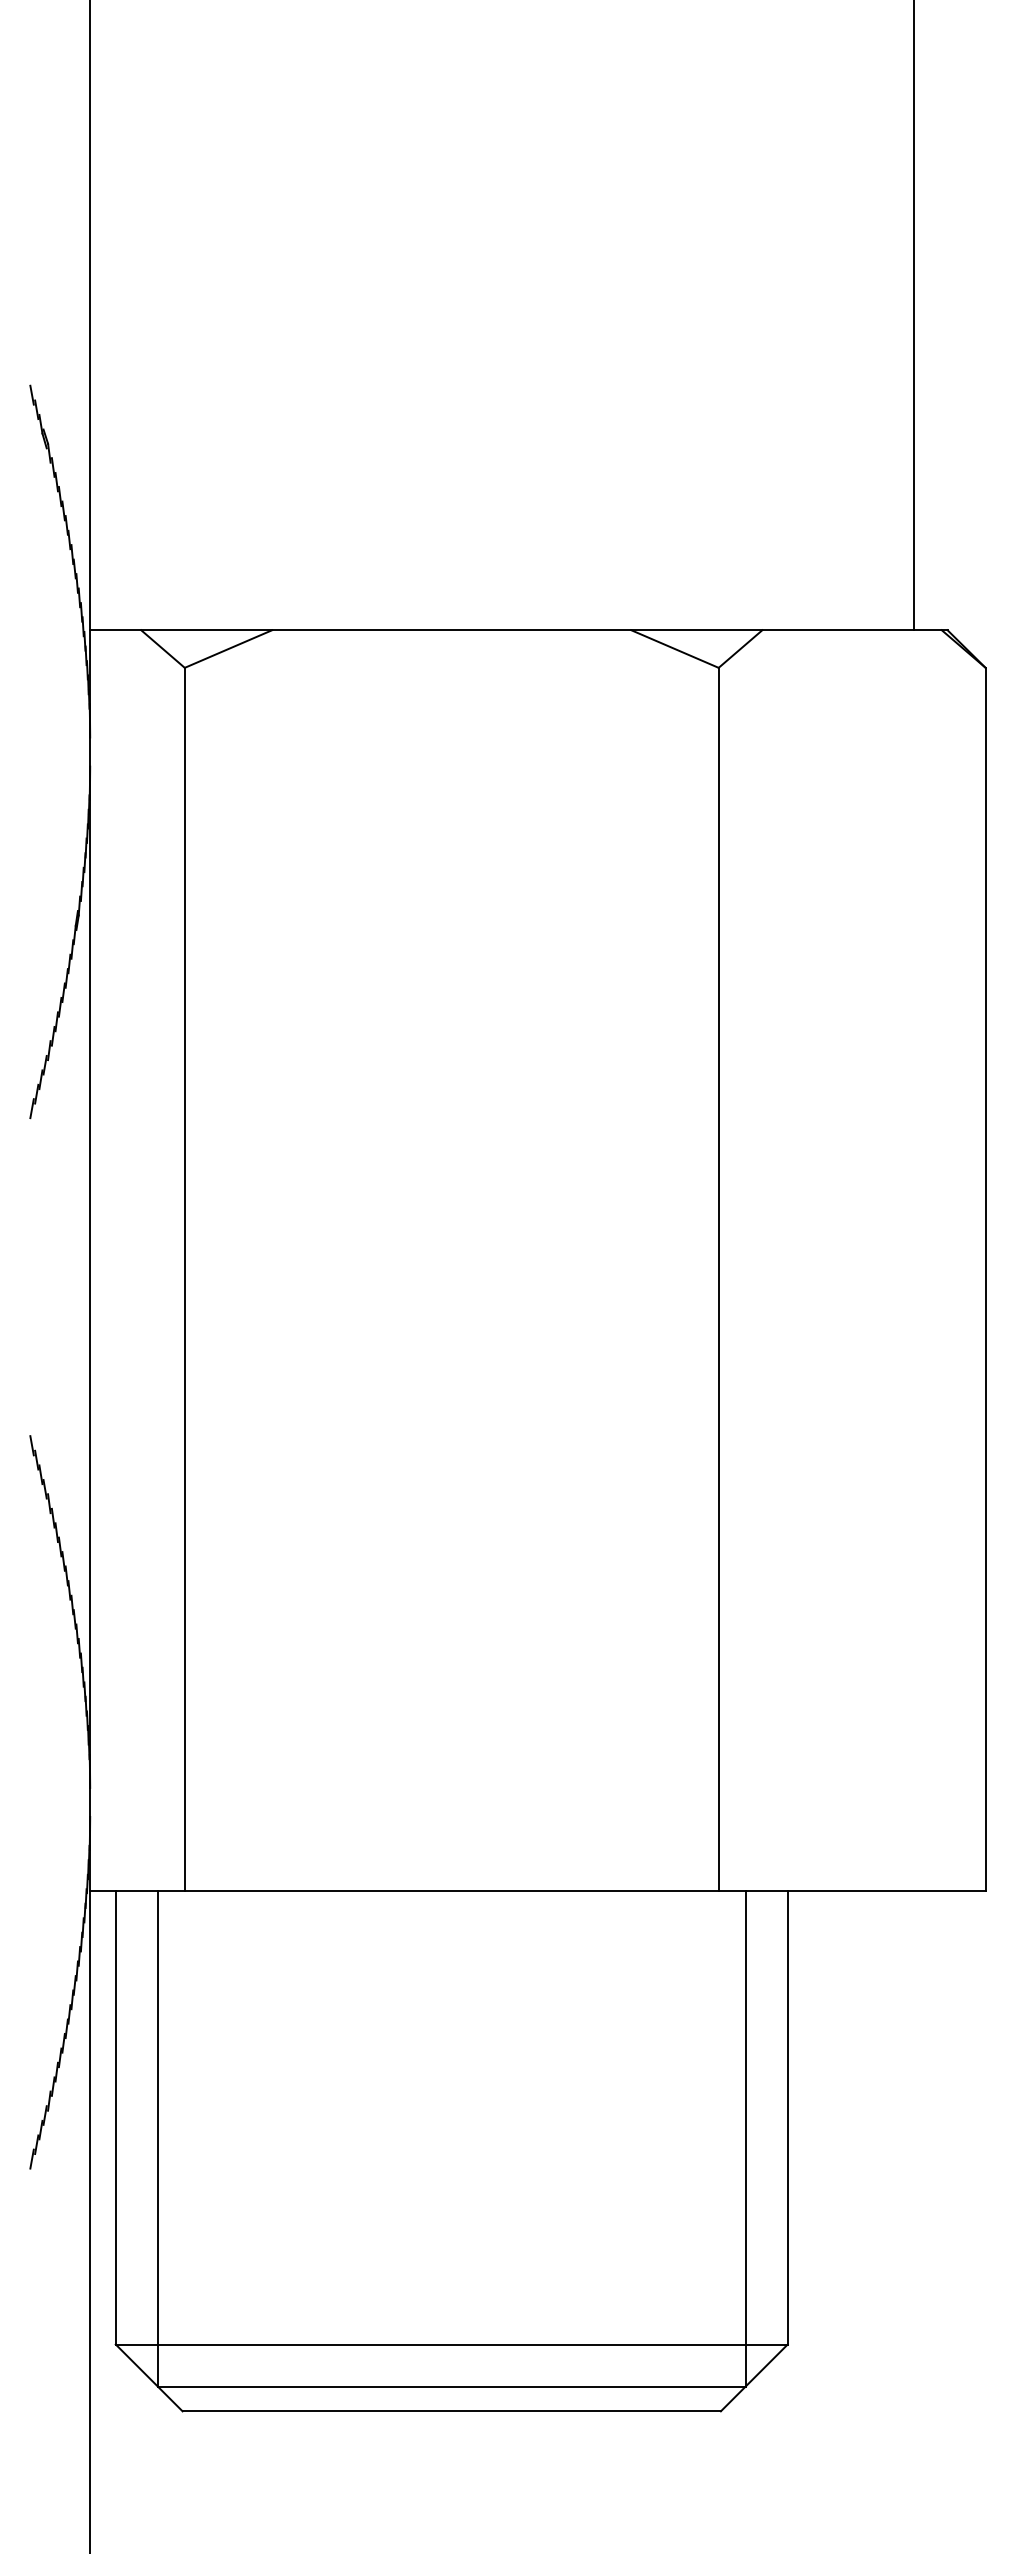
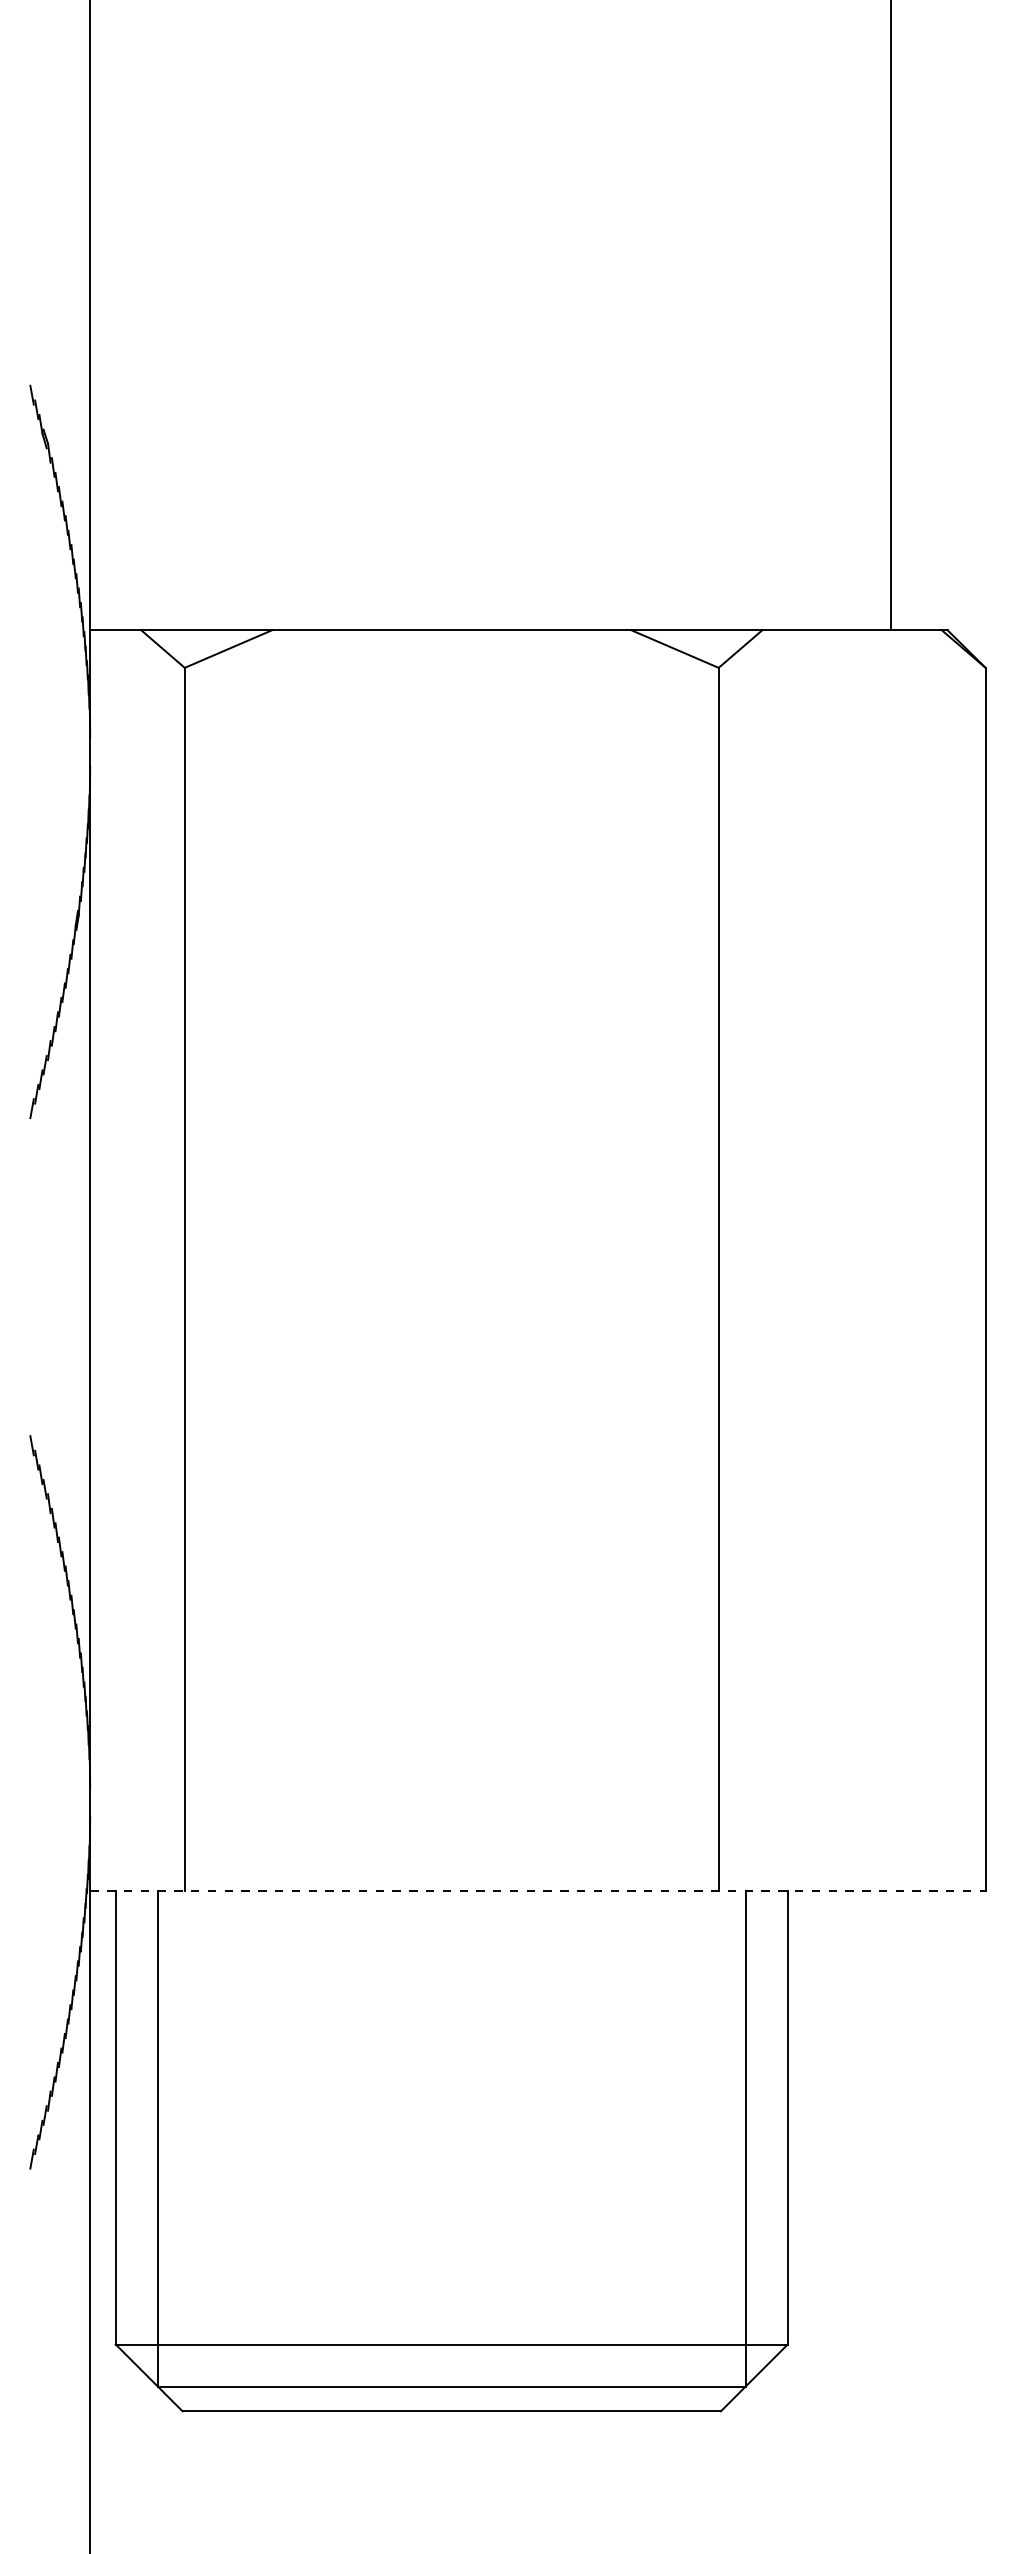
line position: (913, 316) -> (890, 316) (890, 316)
line: solid -> dashed (538, 1890)
